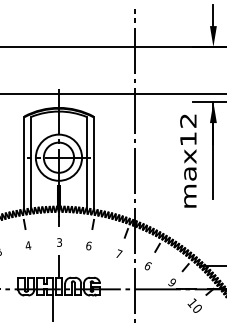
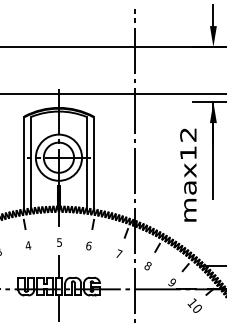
text position: (188, 160) -> (188, 174) (188, 174)
text: 3 -> 5 (59, 241)
text: 6 -> 8 (147, 264)
line position: (52, 308) -> (58, 308) (58, 308)
